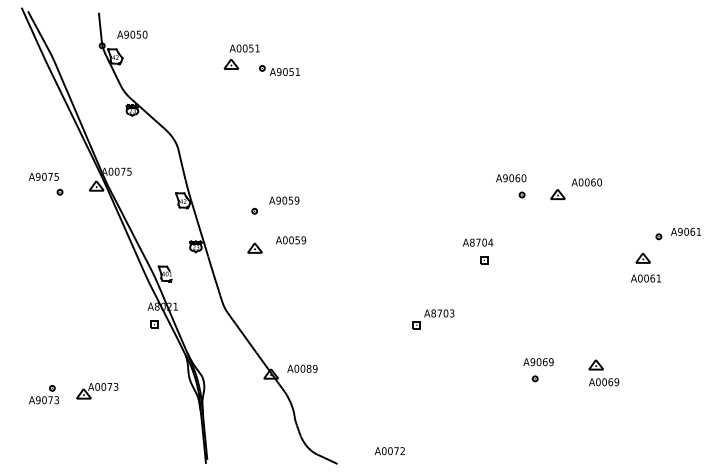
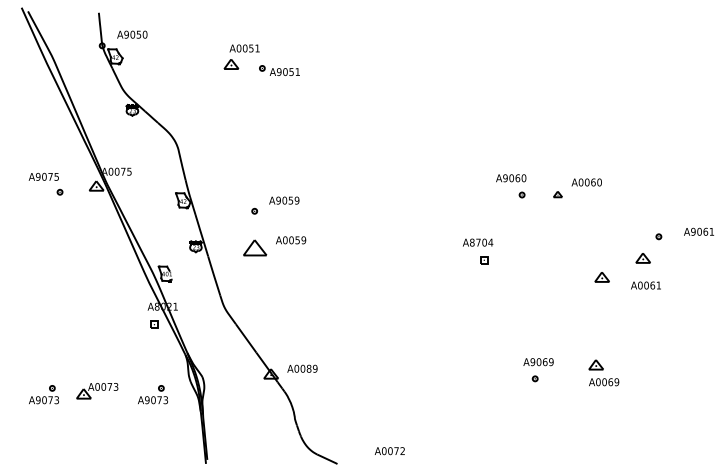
part size: 16x11 px -> 10x8 px (557, 194)
text position: (685, 231) -> (698, 231) (698, 231)
part size: 16x11 px -> 25x18 px (255, 247)
part: none -> present (601, 277)
text position: (645, 278) -> (645, 285) (645, 285)
part: present -> none (433, 319)
part: none -> present (152, 394)
